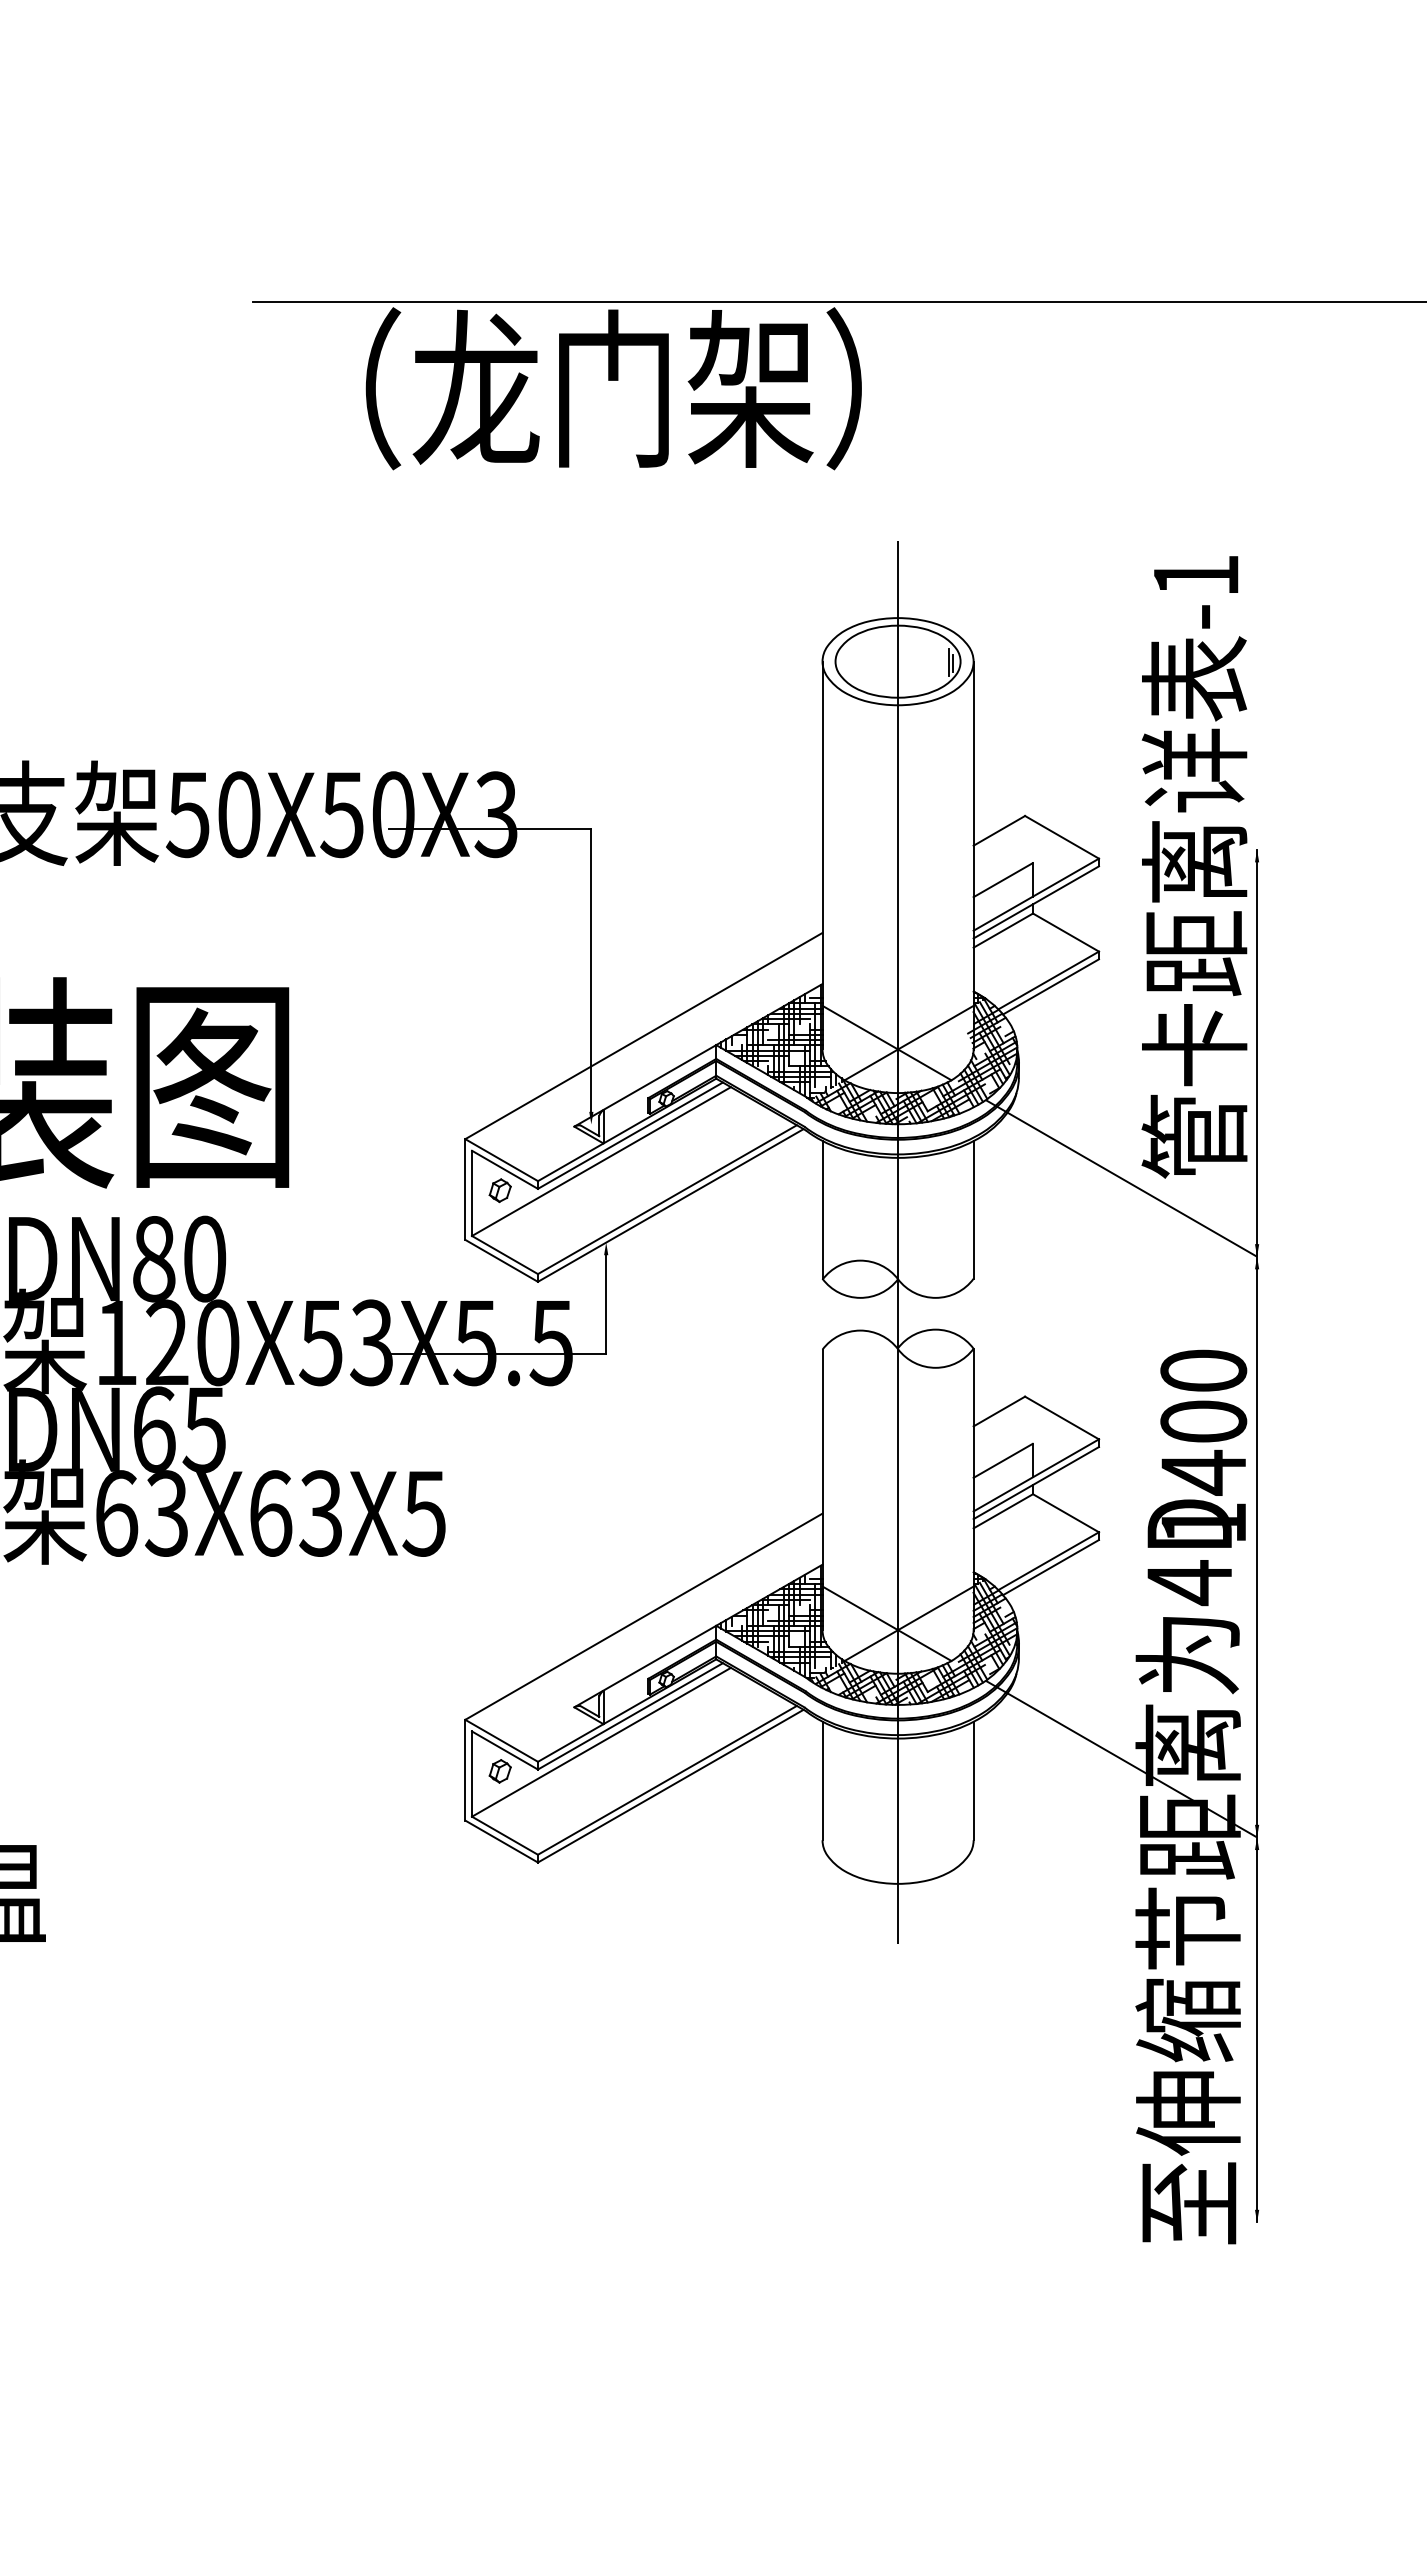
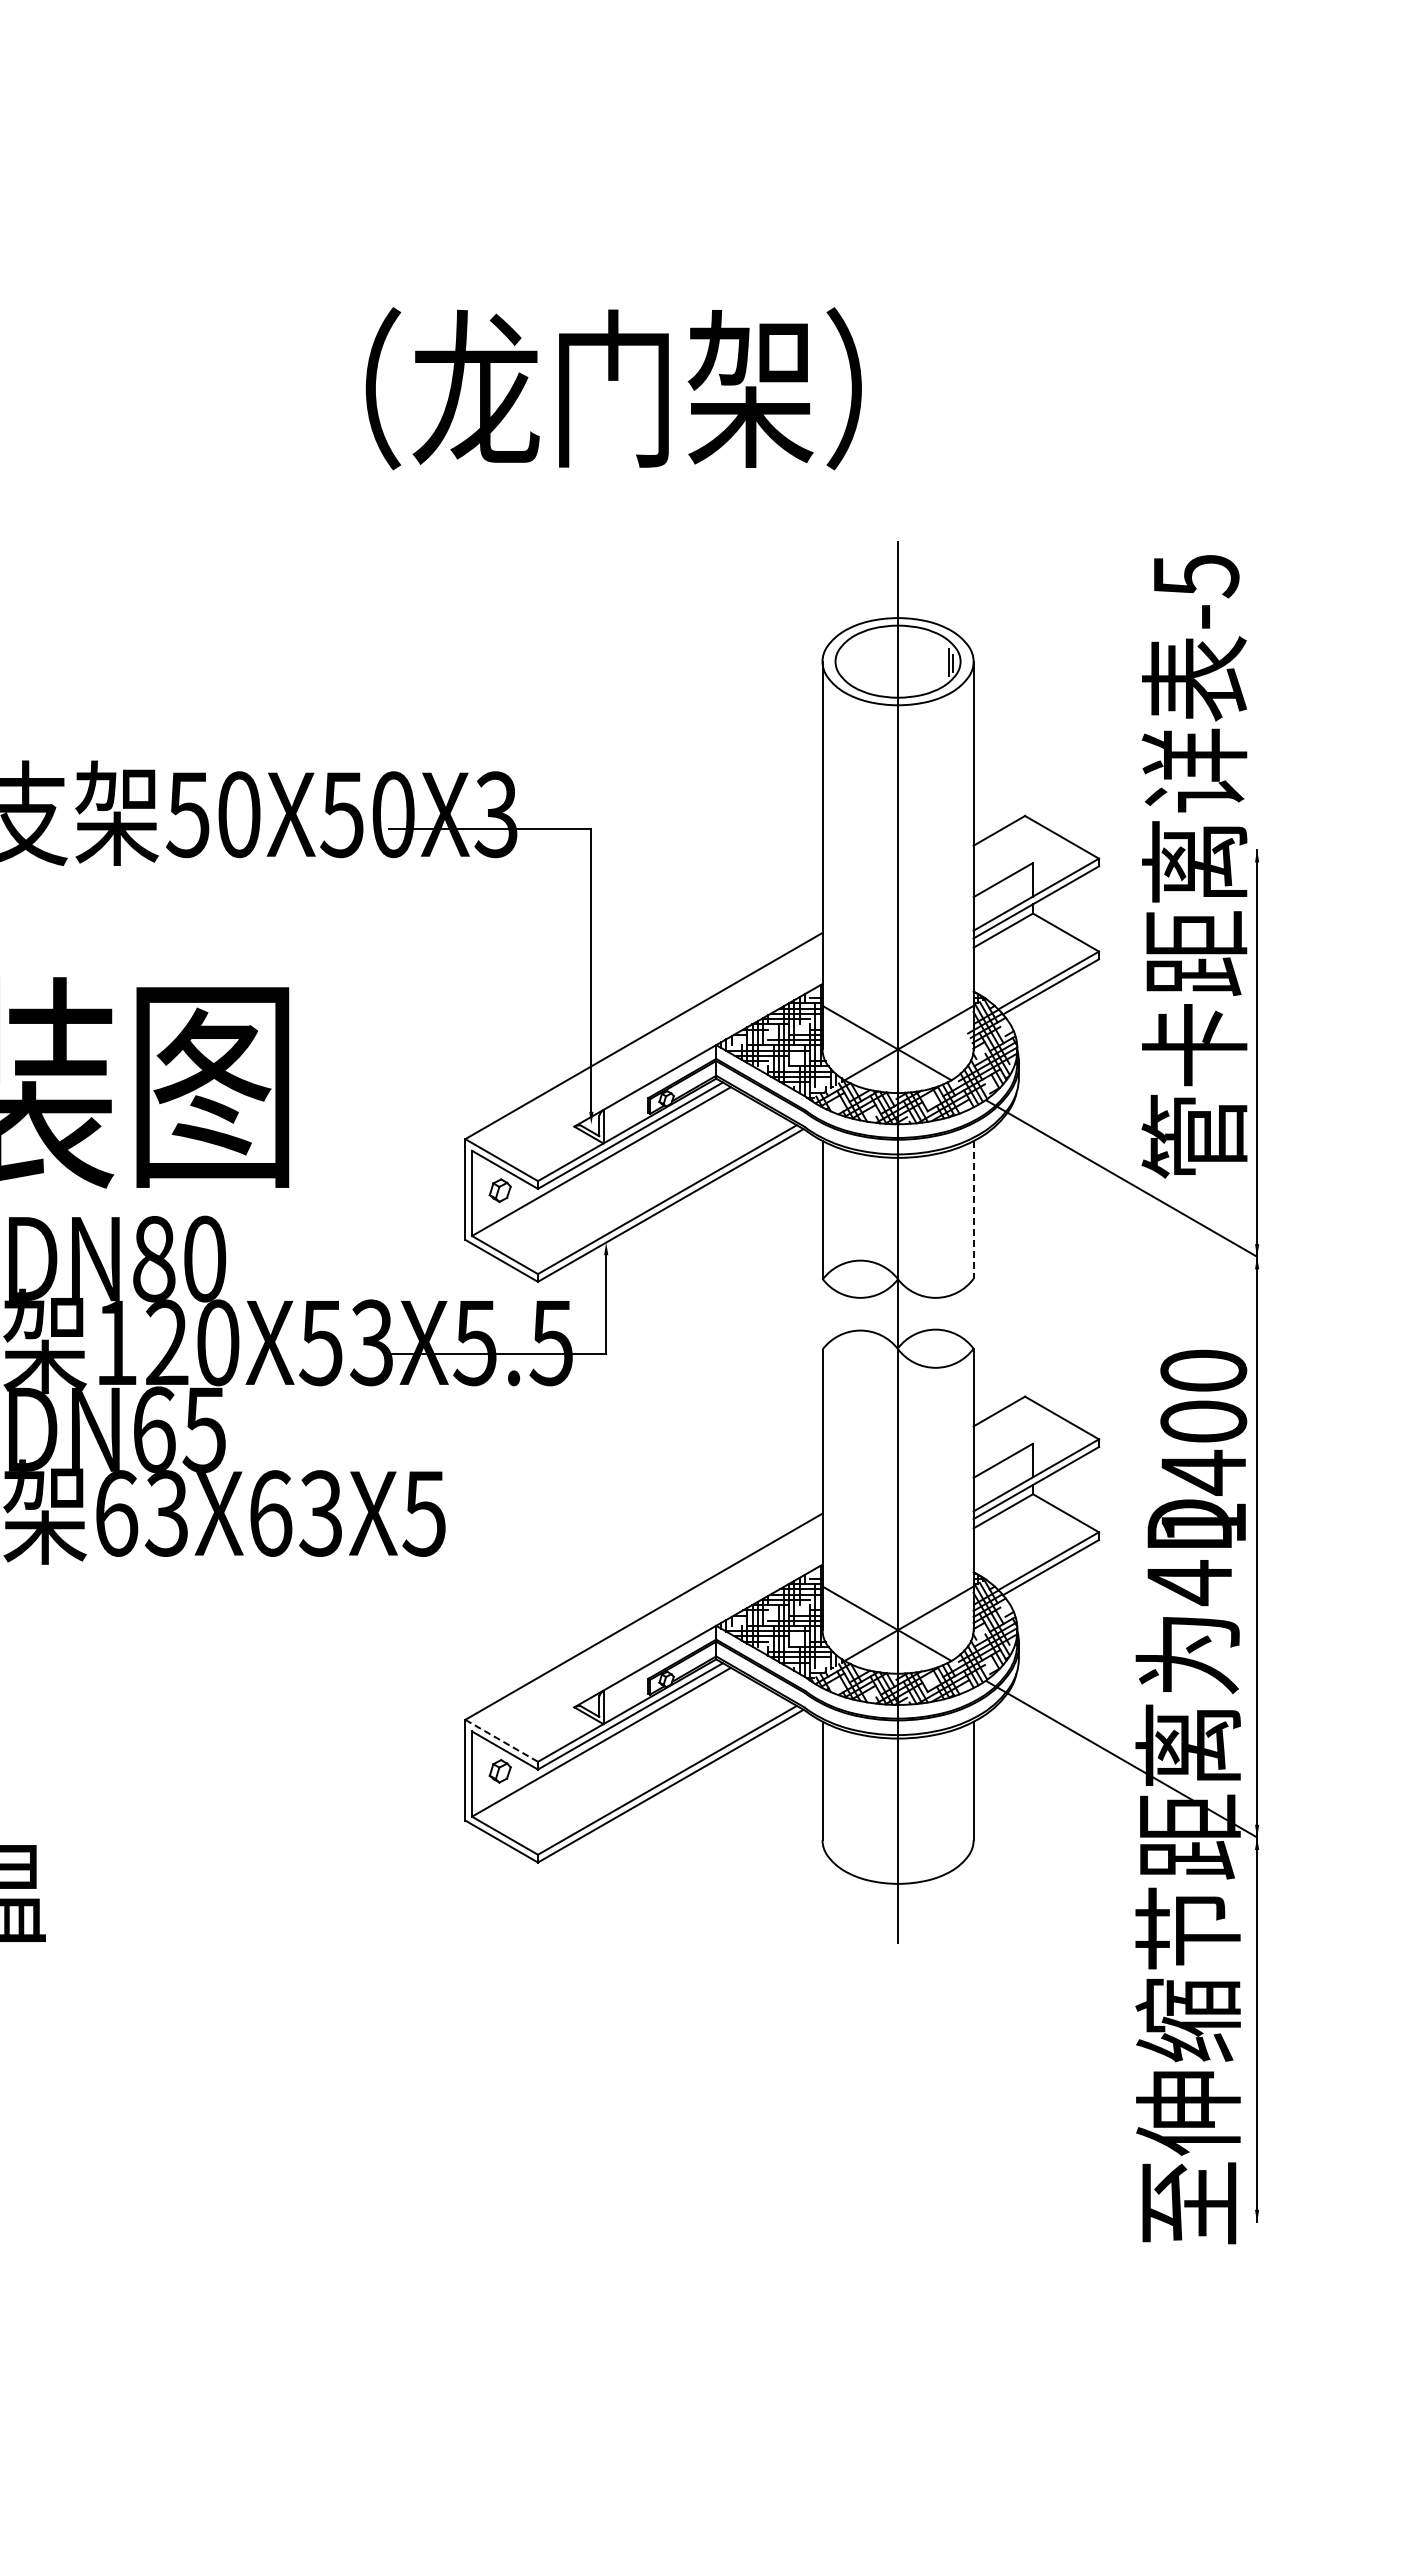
line: present -> none (838, 302)
text: -1 -> -5 (1196, 576)
line: solid -> dashed (973, 1209)
line: solid -> dashed (501, 1740)
